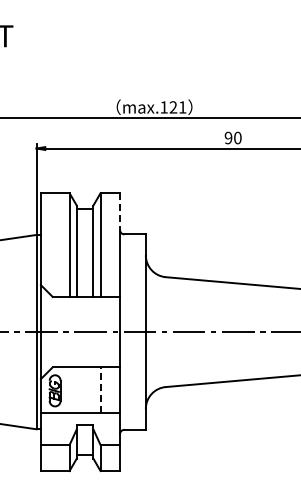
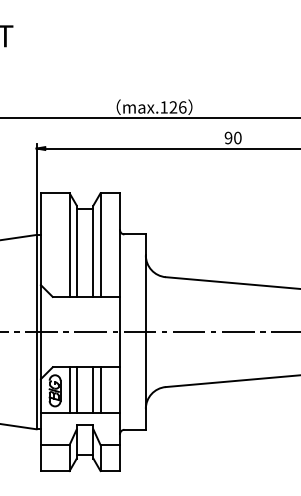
text: max.121 -> max.126 (182, 107)
line: dashed -> solid (120, 212)
line: none -> present (69, 389)
line: none -> present (76, 389)
line: none -> present (93, 389)
line: dashed -> solid (100, 390)
